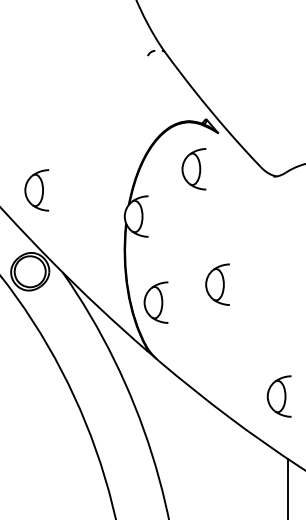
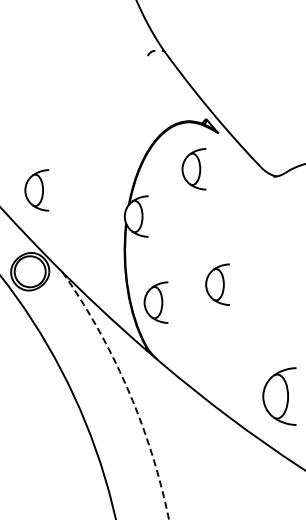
arc: solid -> dashed (128, 391)
part size: 26x43 px -> 35x59 px (279, 396)
line: present -> none (287, 487)
